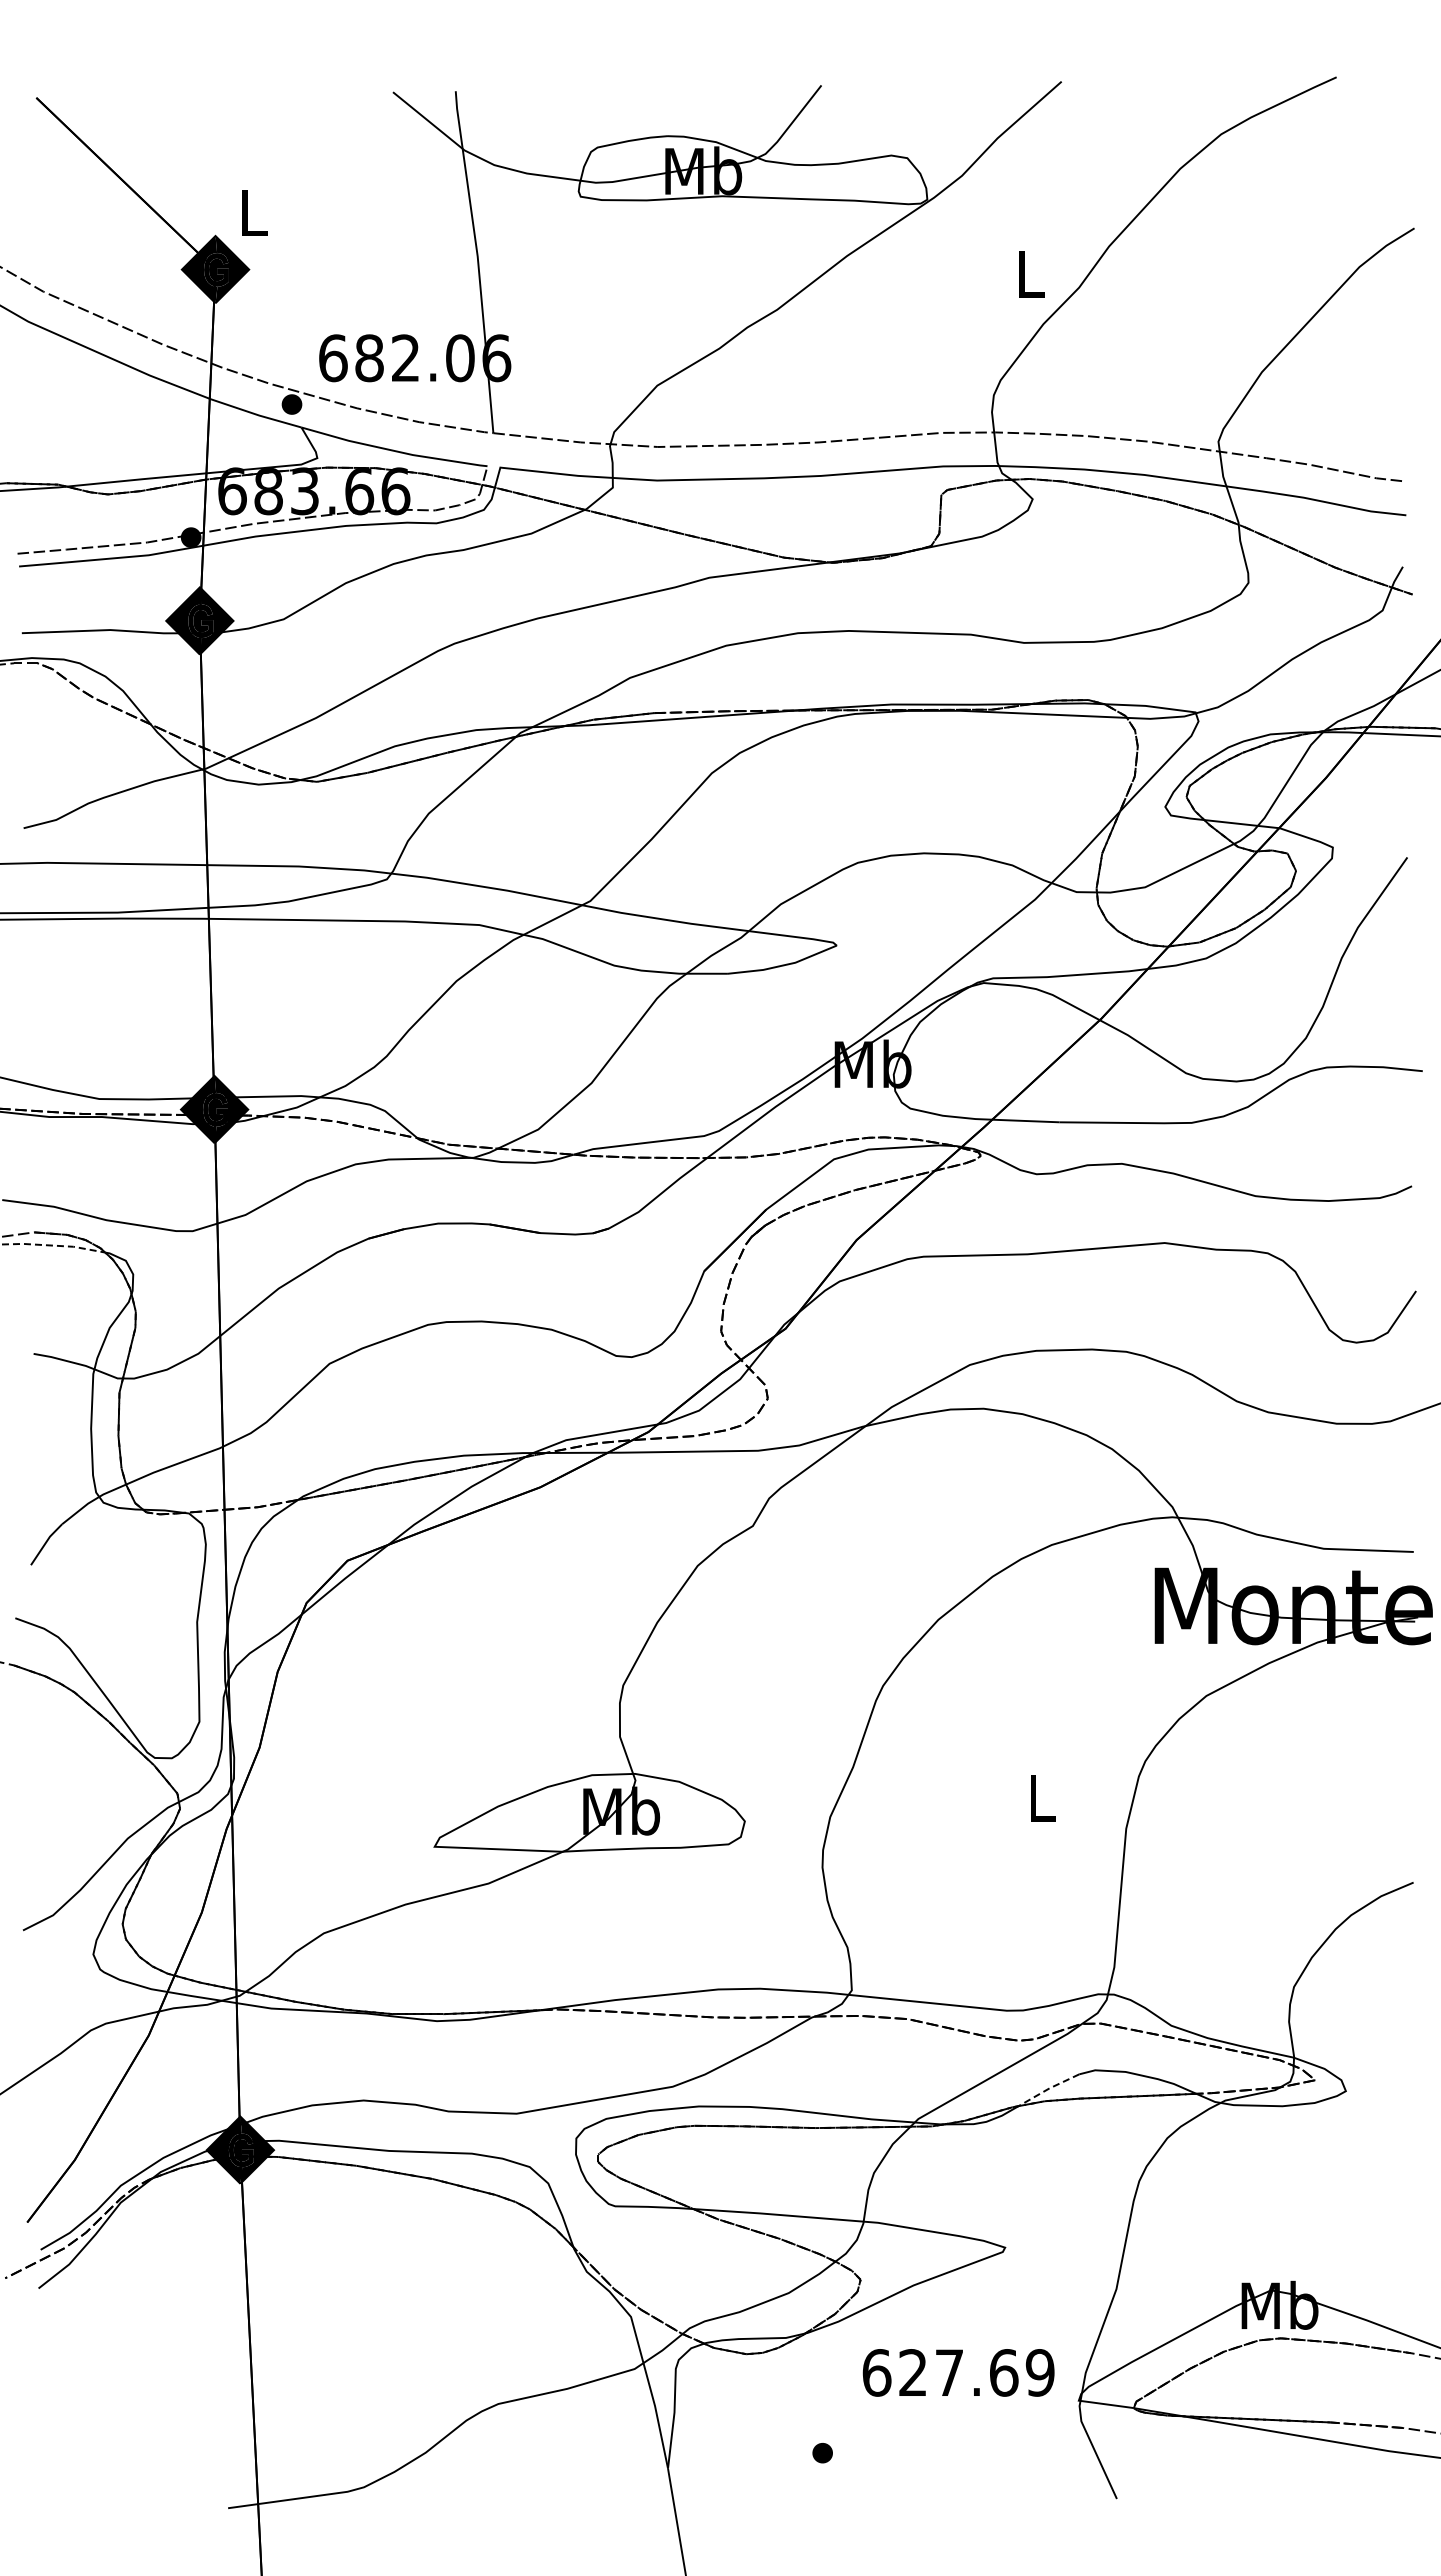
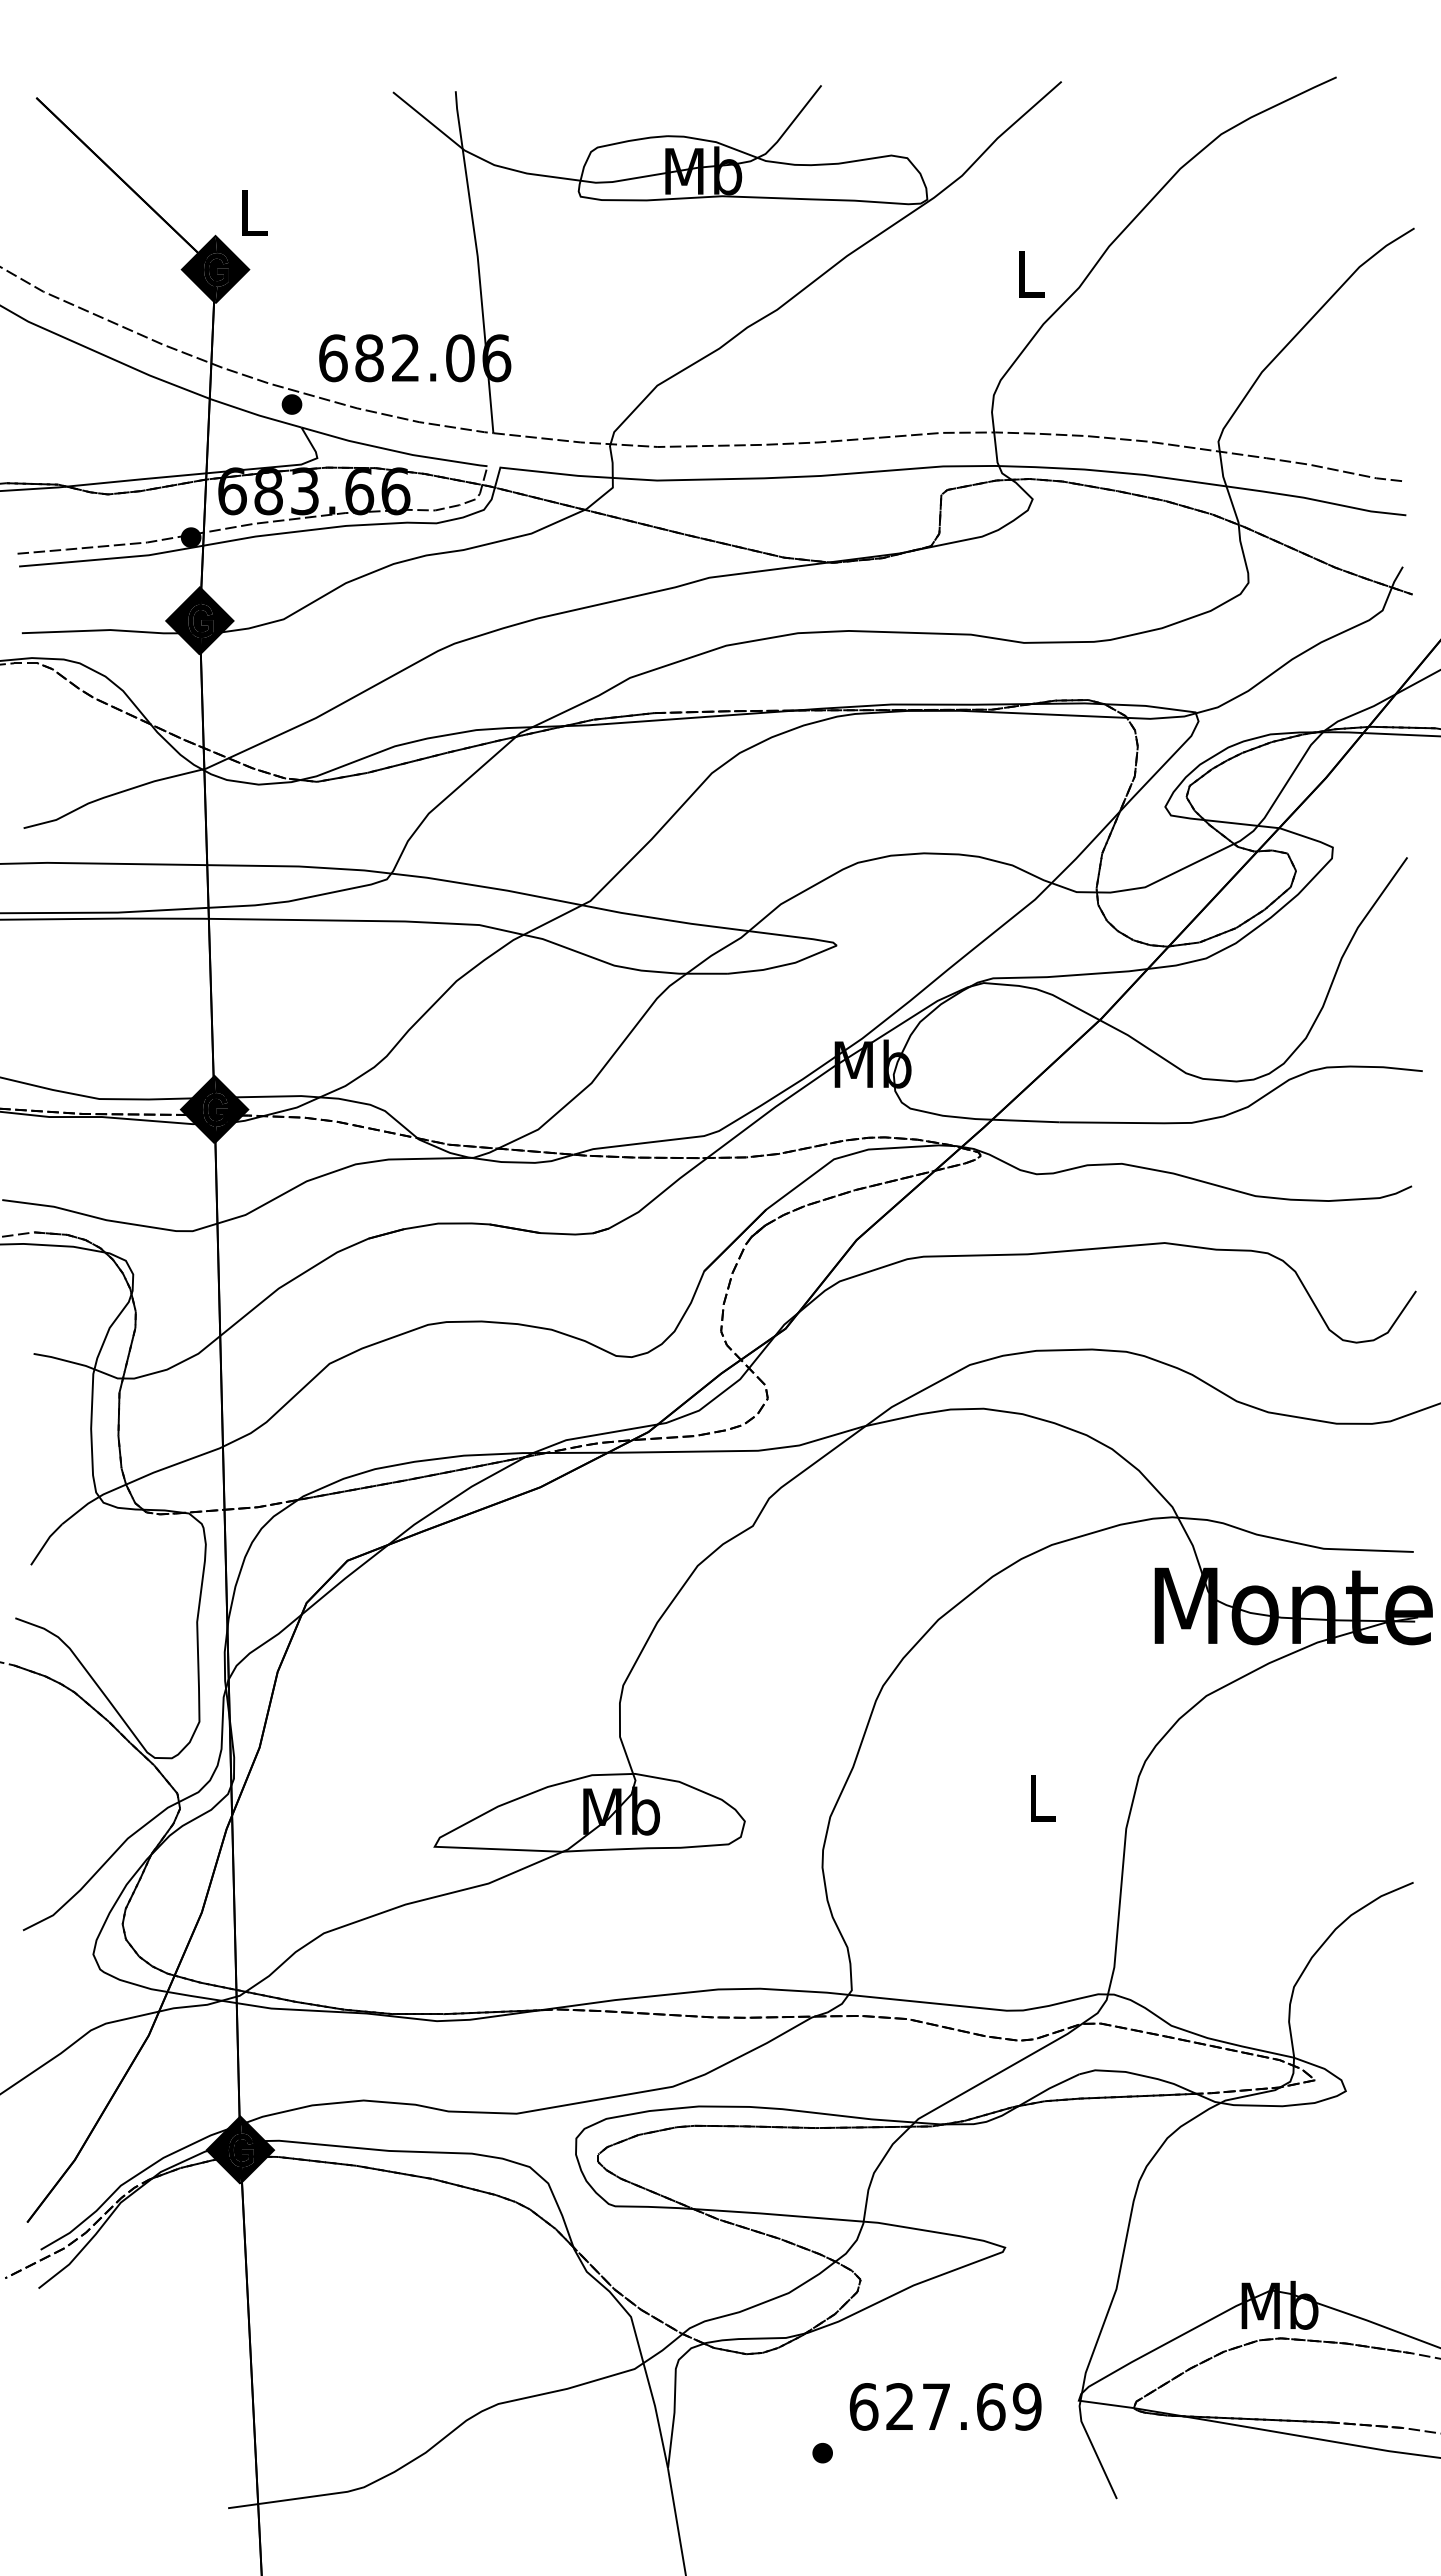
line: dashed -> solid (53, 1245)
line: dashed -> solid (1048, 2088)
text position: (958, 2372) -> (945, 2406) (945, 2406)
